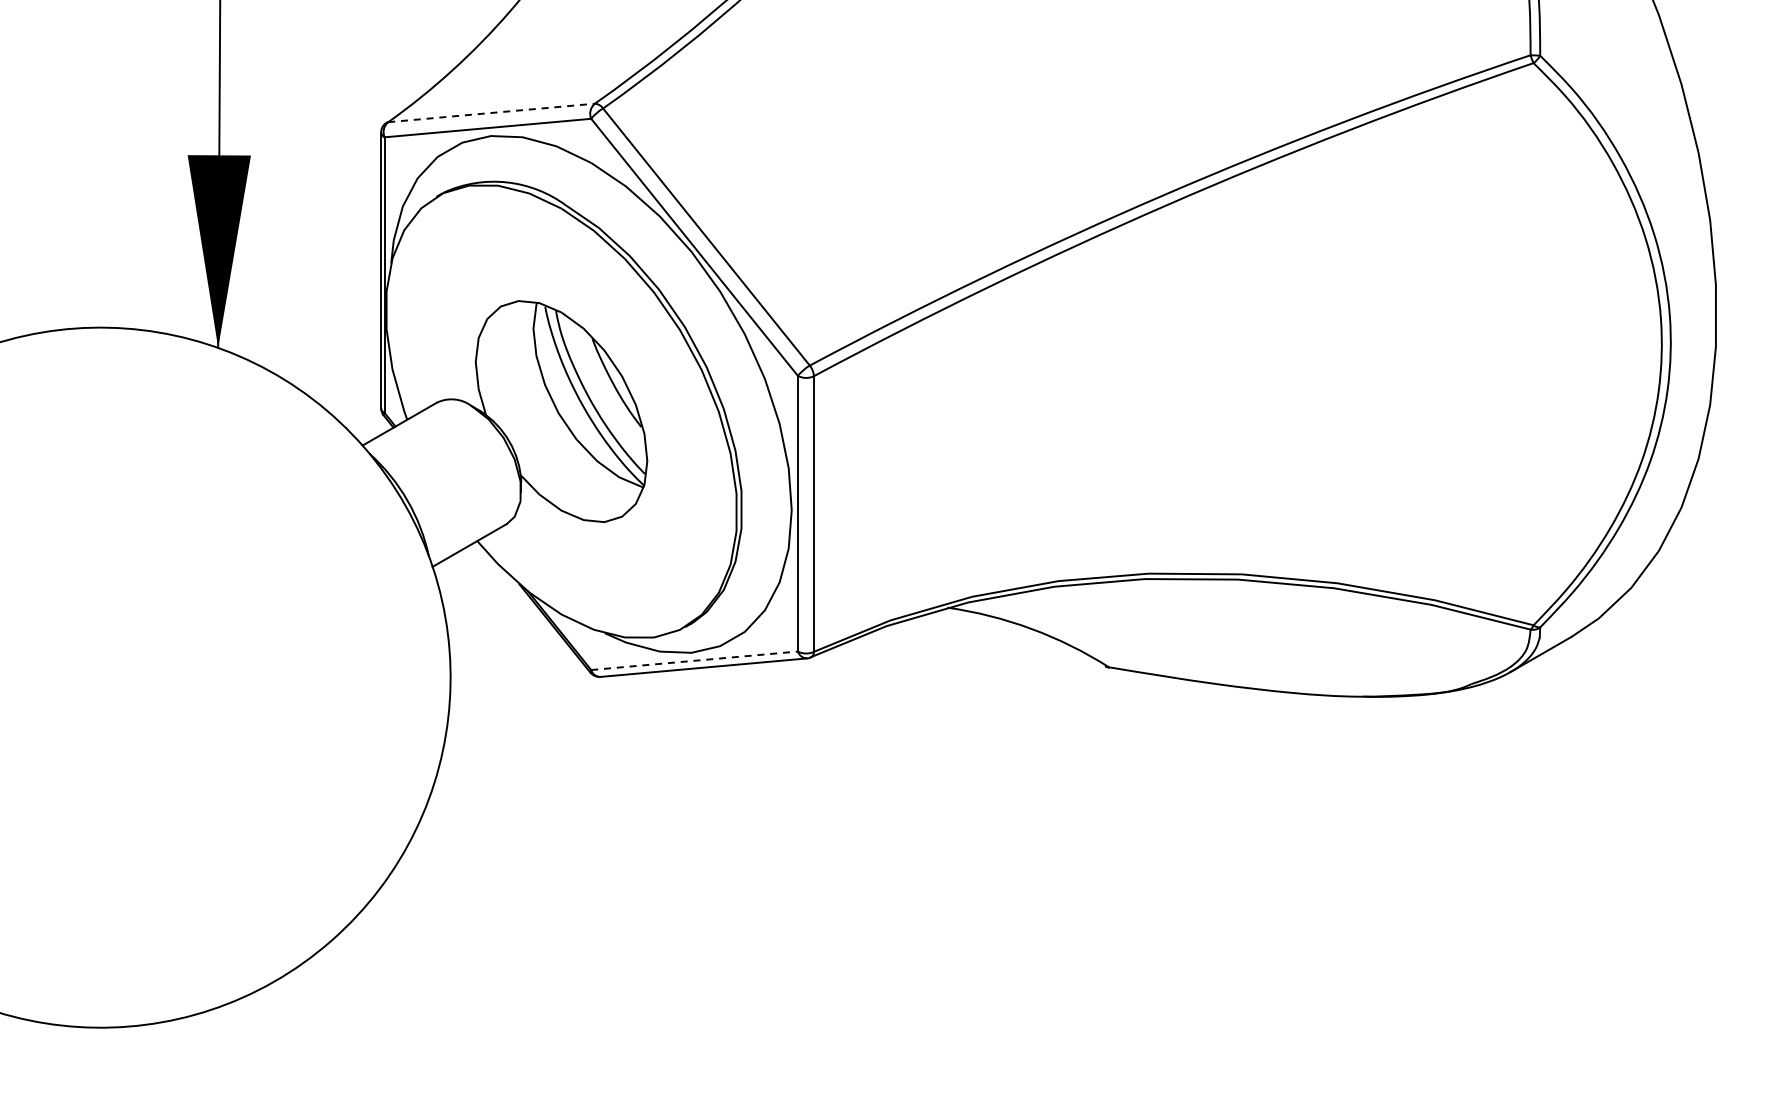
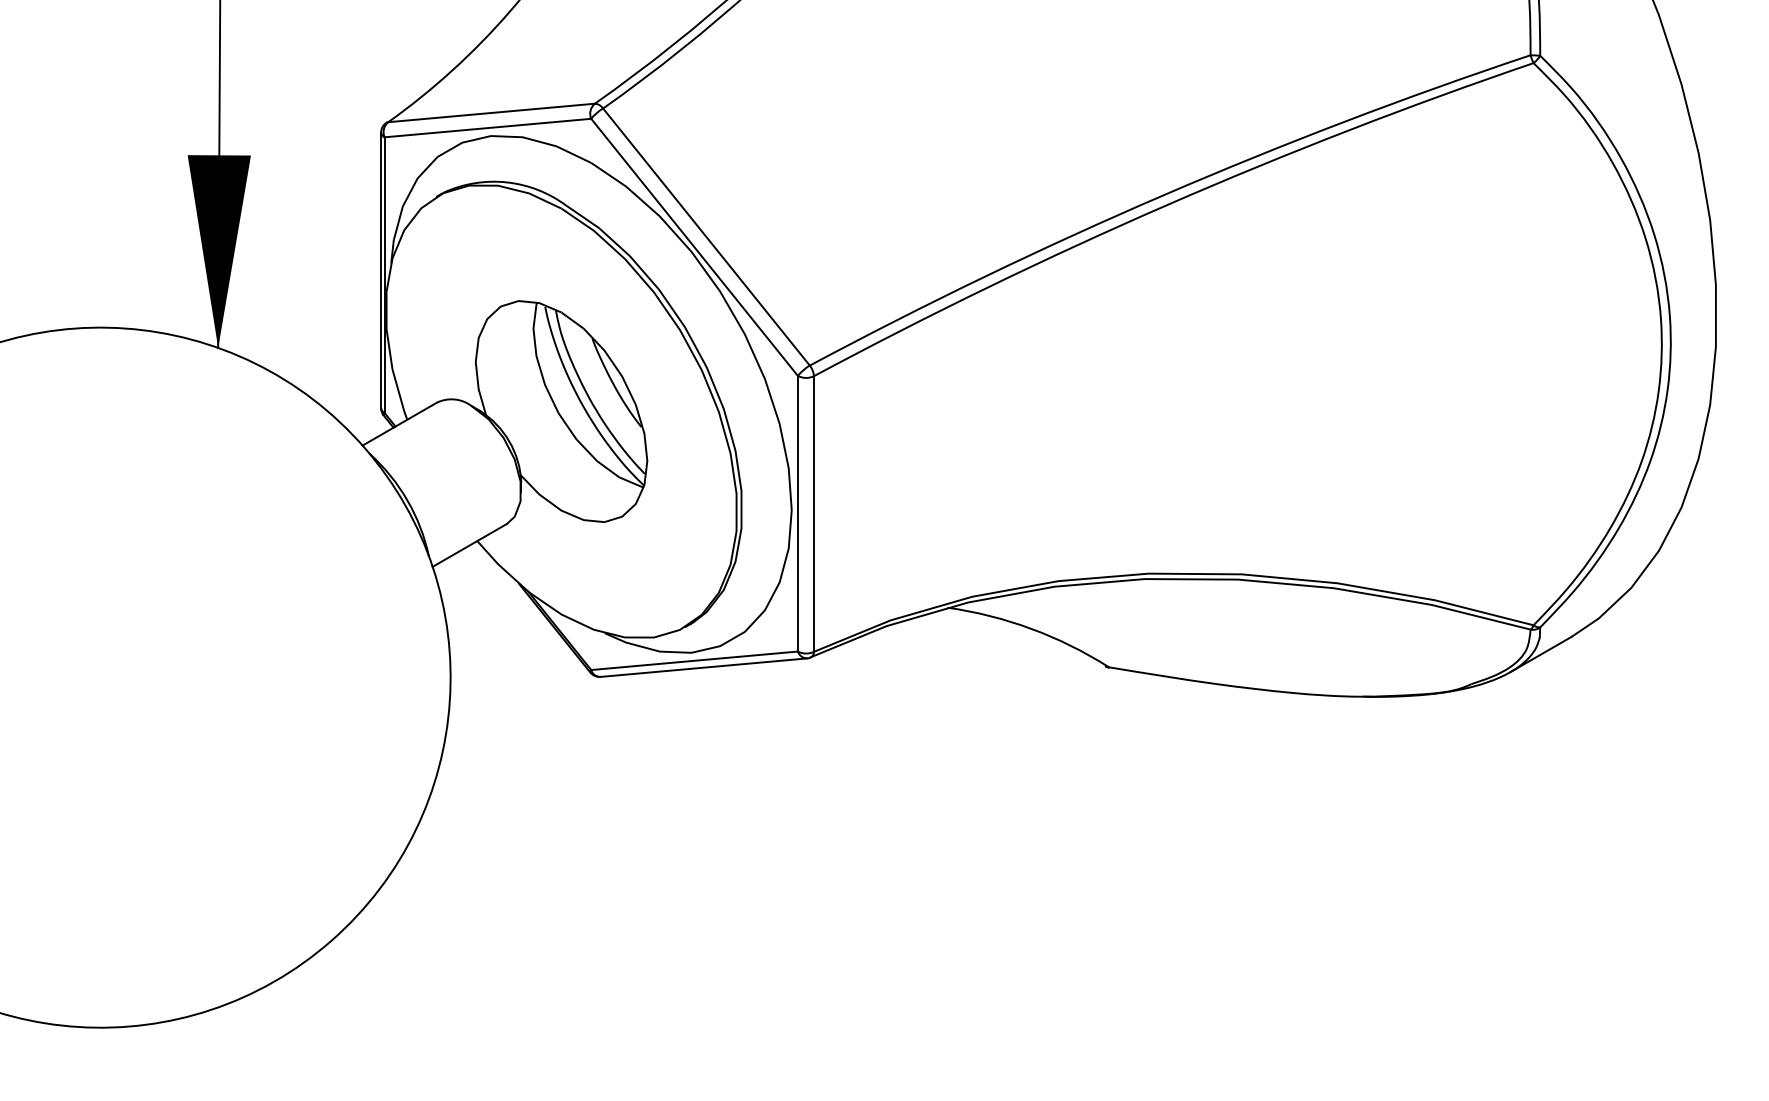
line: dashed -> solid (491, 112)
line: dashed -> solid (694, 660)
